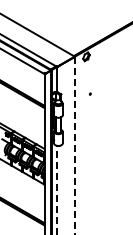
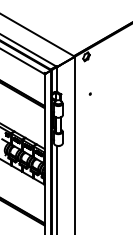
line: dashed -> solid (74, 145)
line: dashed -> solid (57, 189)
